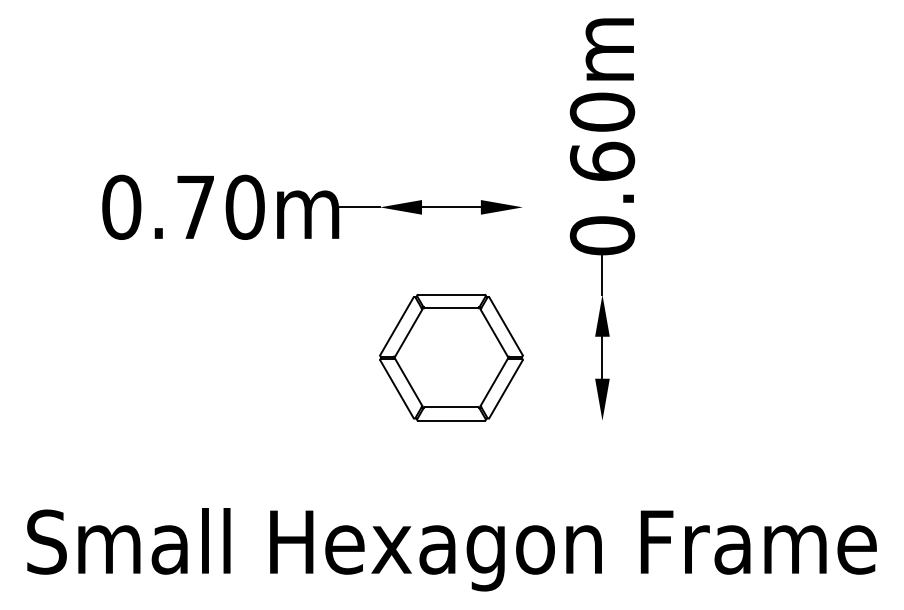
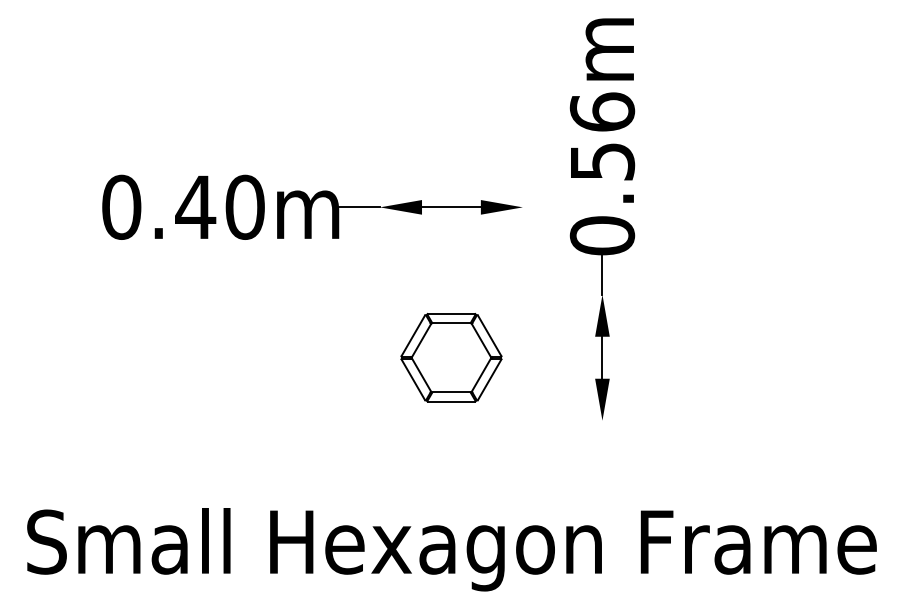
text: 0.60m -> 0.56m (602, 136)
text: 0.70m -> 0.40m (195, 206)
part size: 145x128 px -> 103x90 px (451, 357)
